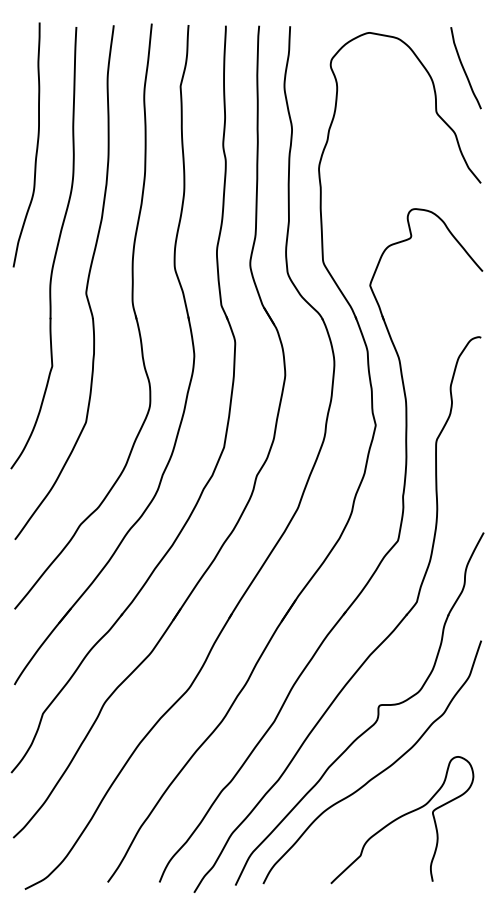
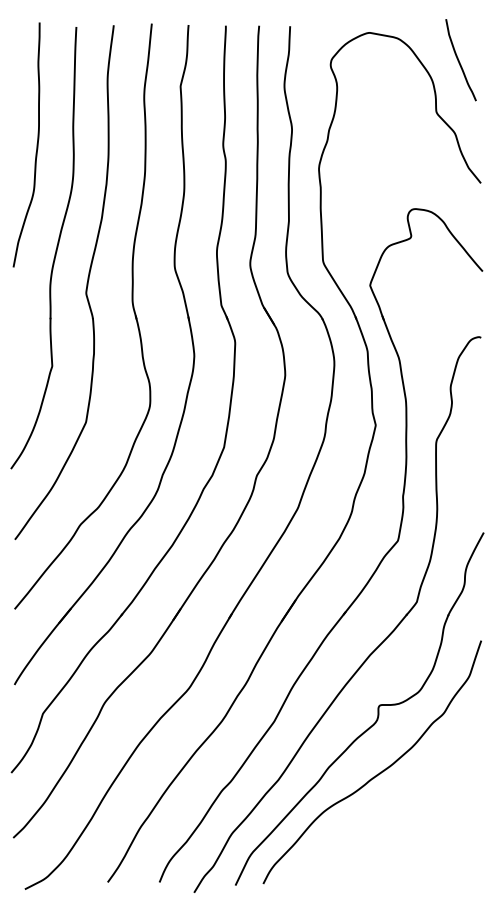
curve position: (464, 68) -> (459, 60) (459, 60)
curve: present -> none (400, 818)
